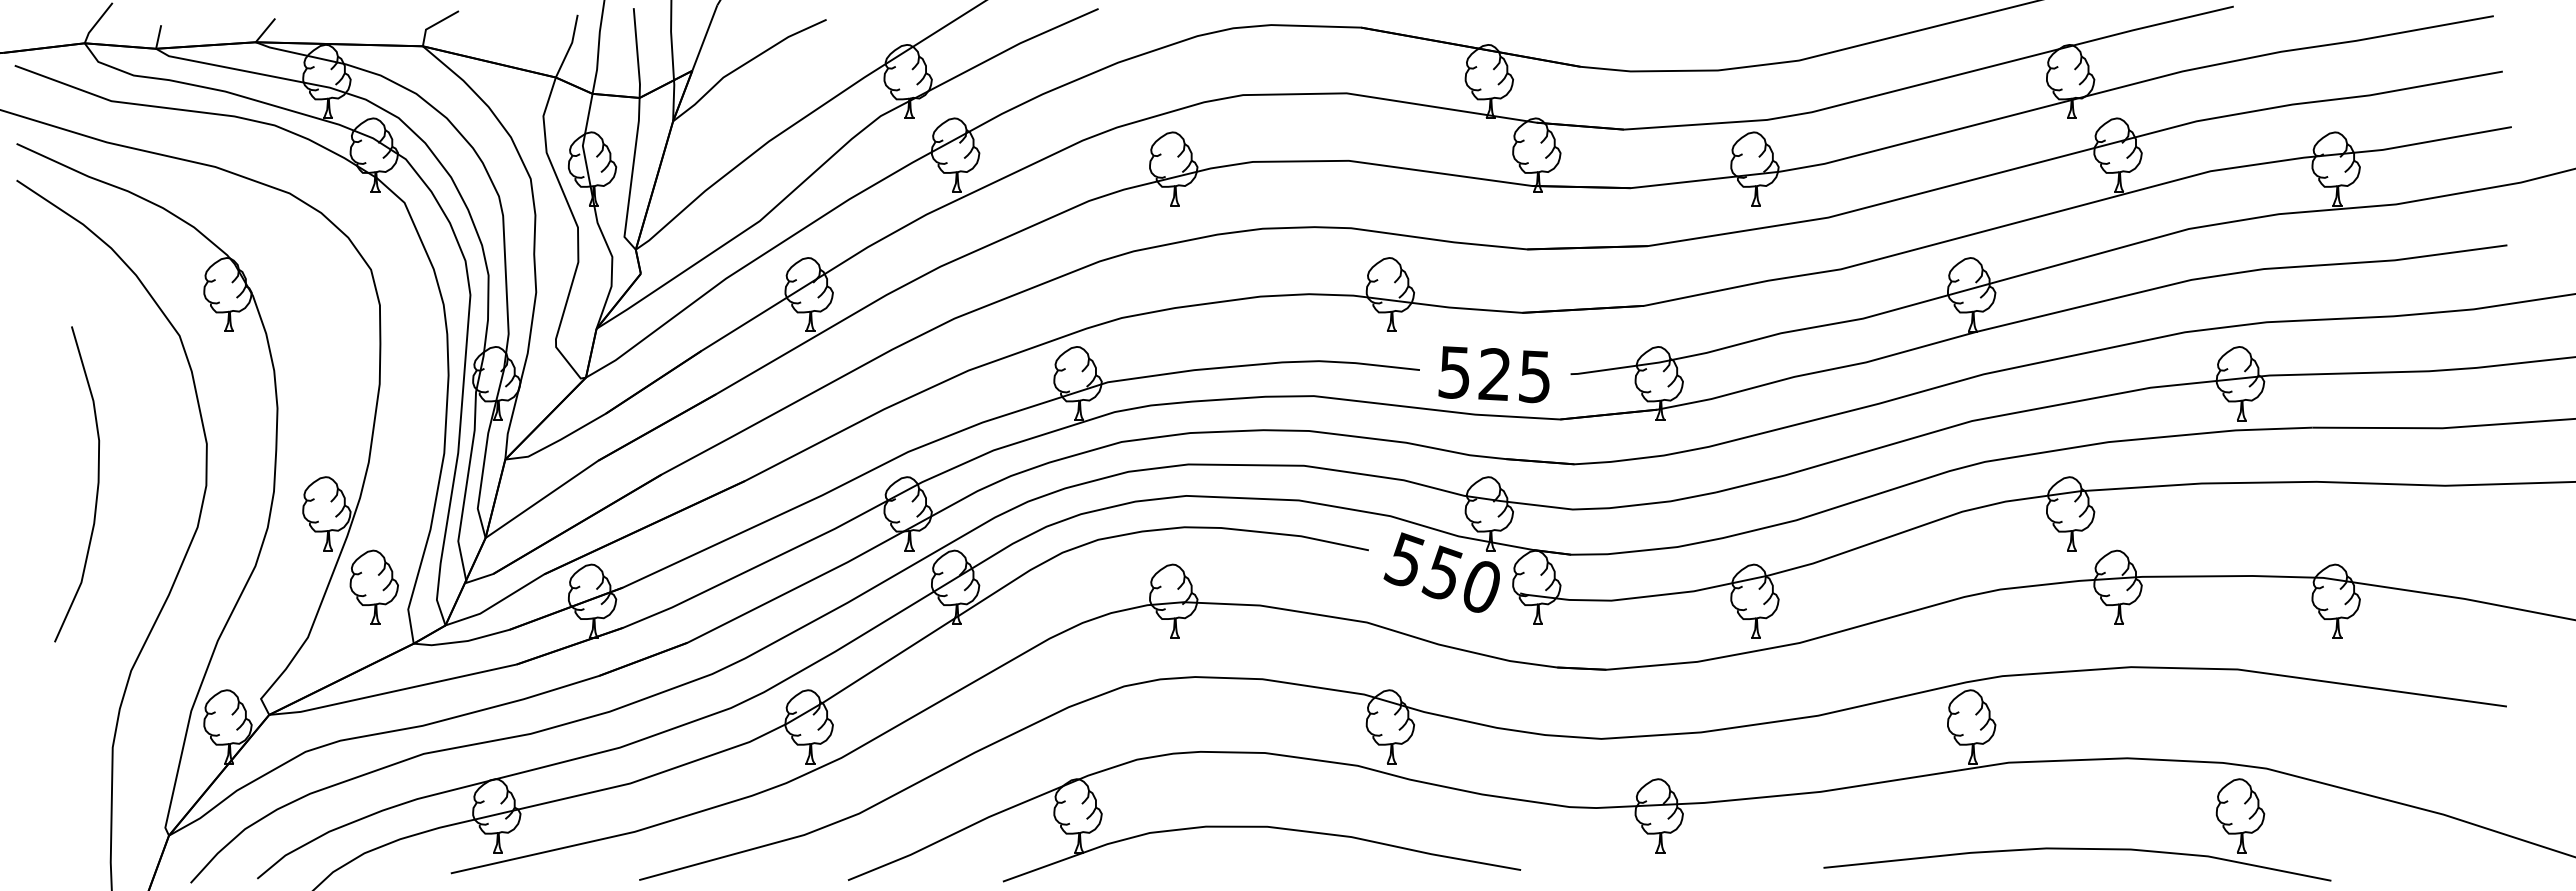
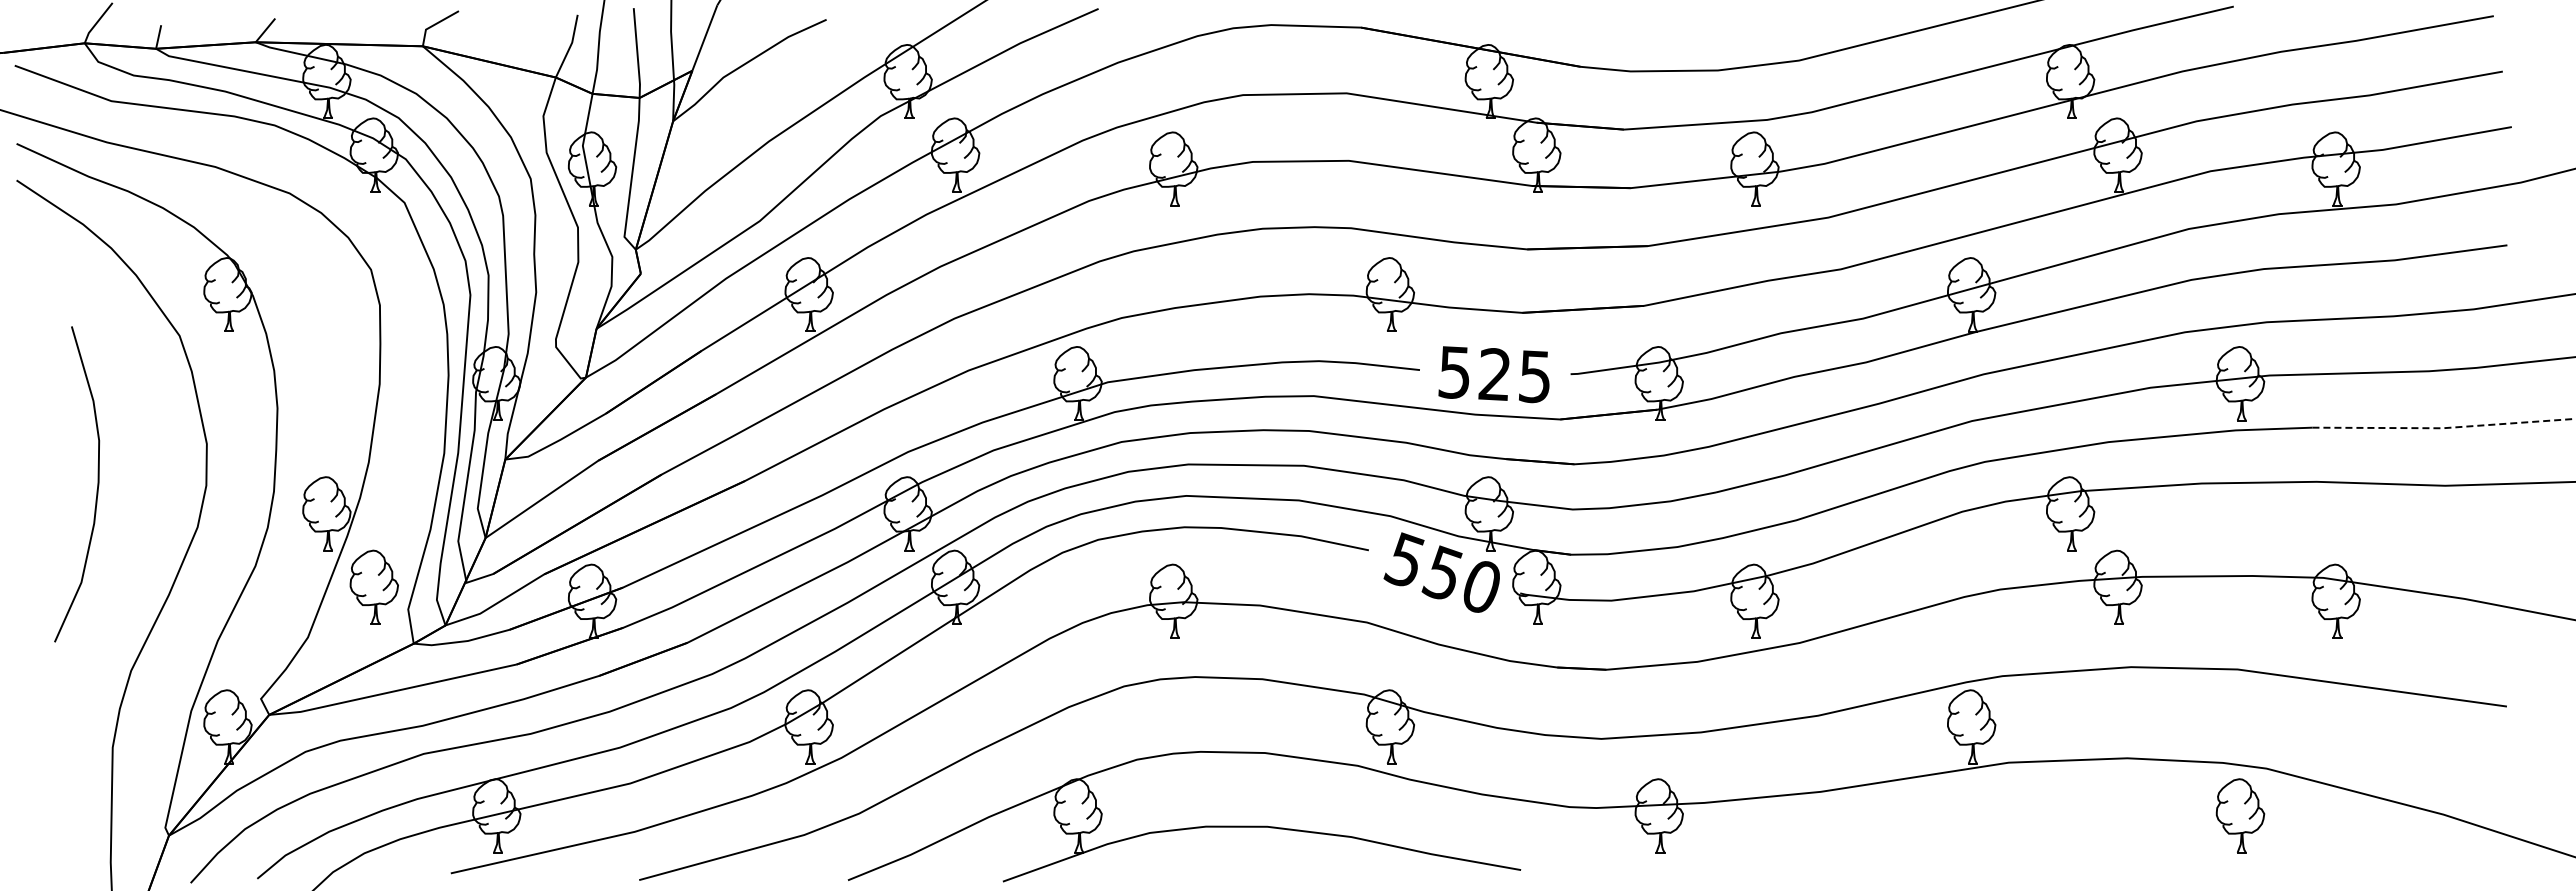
line: solid -> dashed (2443, 428)
curve: present -> none (2077, 849)
